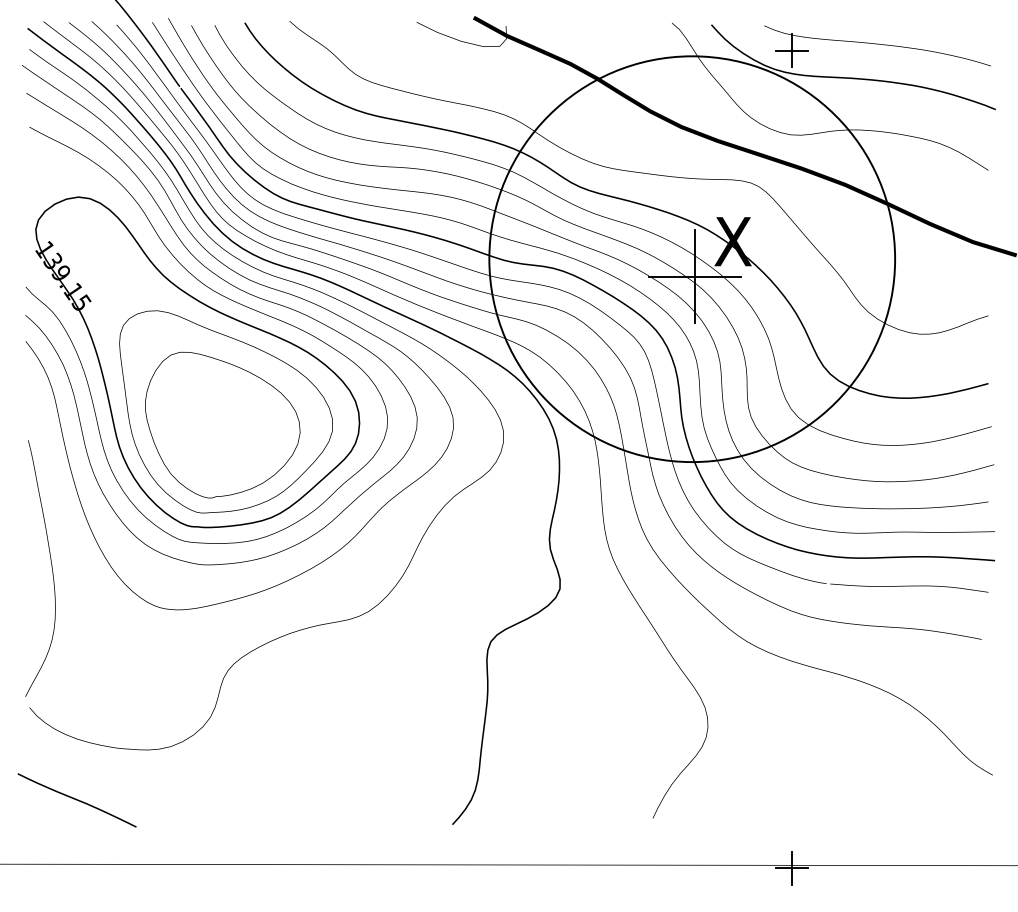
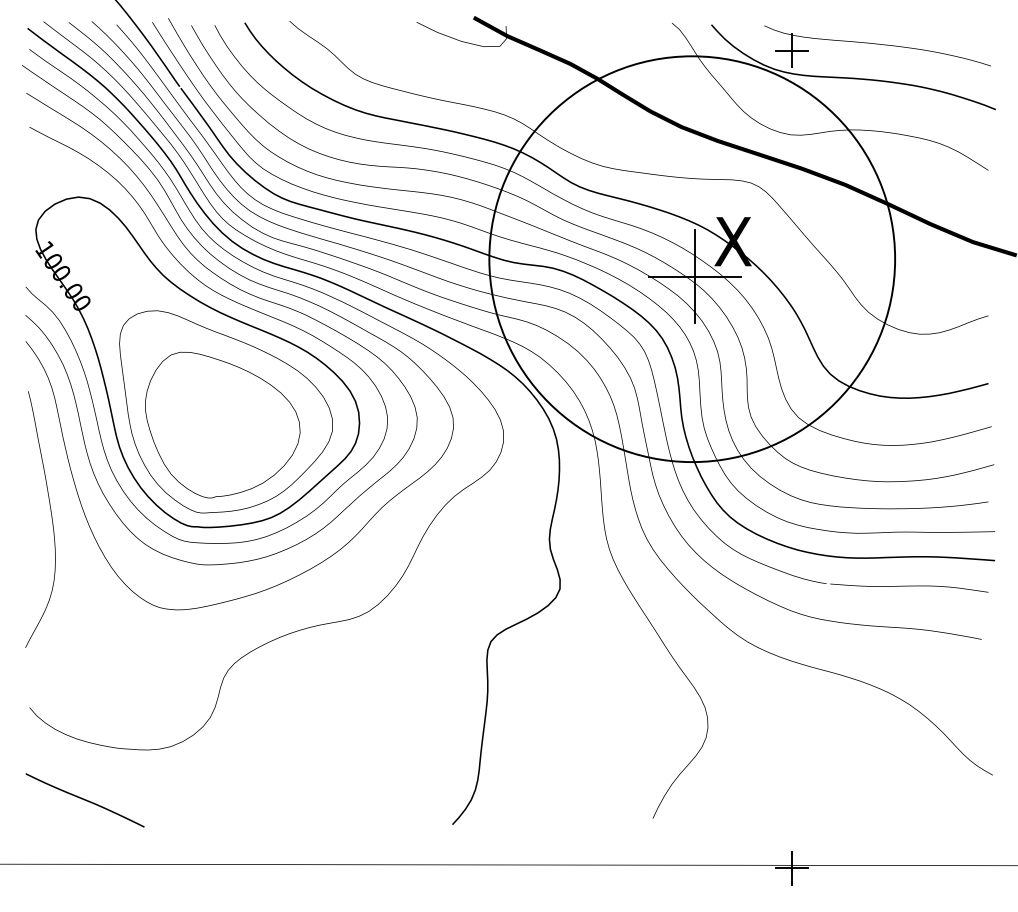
text: 139.15 -> 100.00 (67, 280)
curve position: (51, 567) -> (51, 518) (51, 518)
curve position: (76, 800) -> (84, 800) (84, 800)
